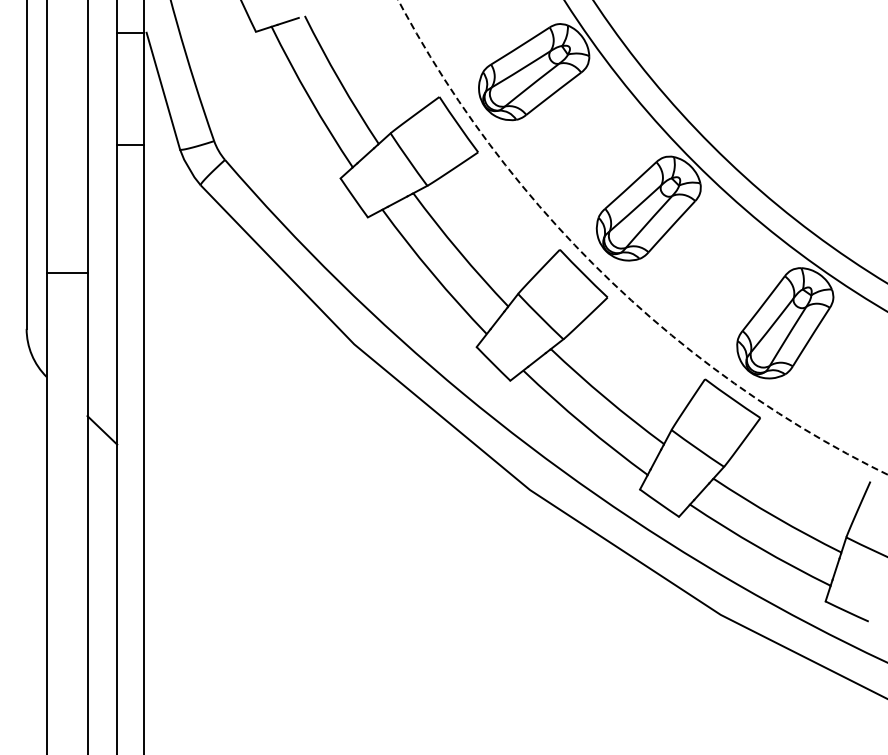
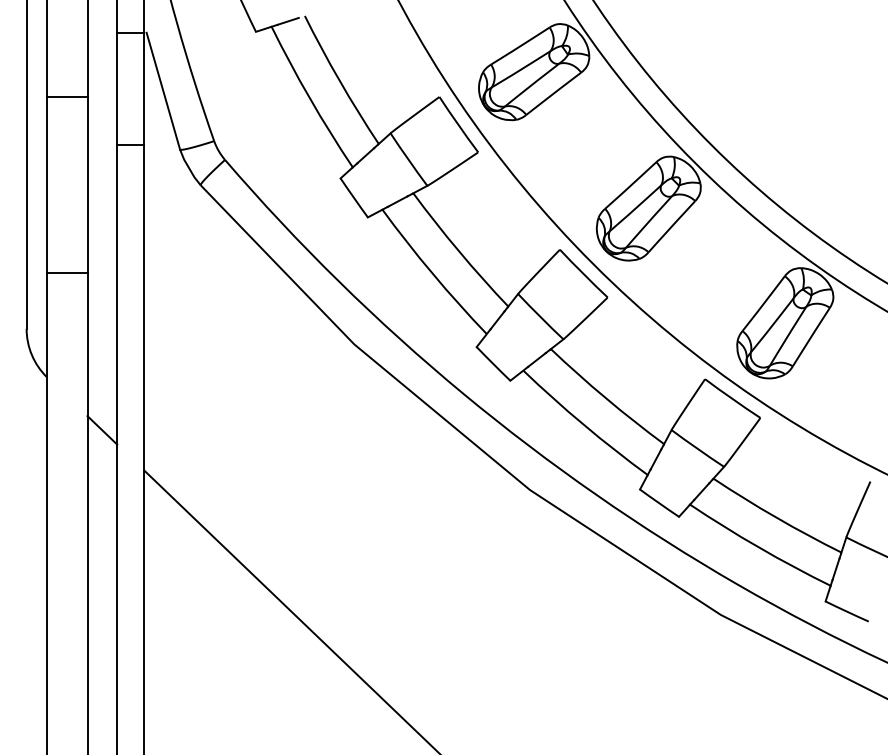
line: none -> present (66, 96)
circle: dashed -> solid (642, 237)
line: none -> present (290, 610)
